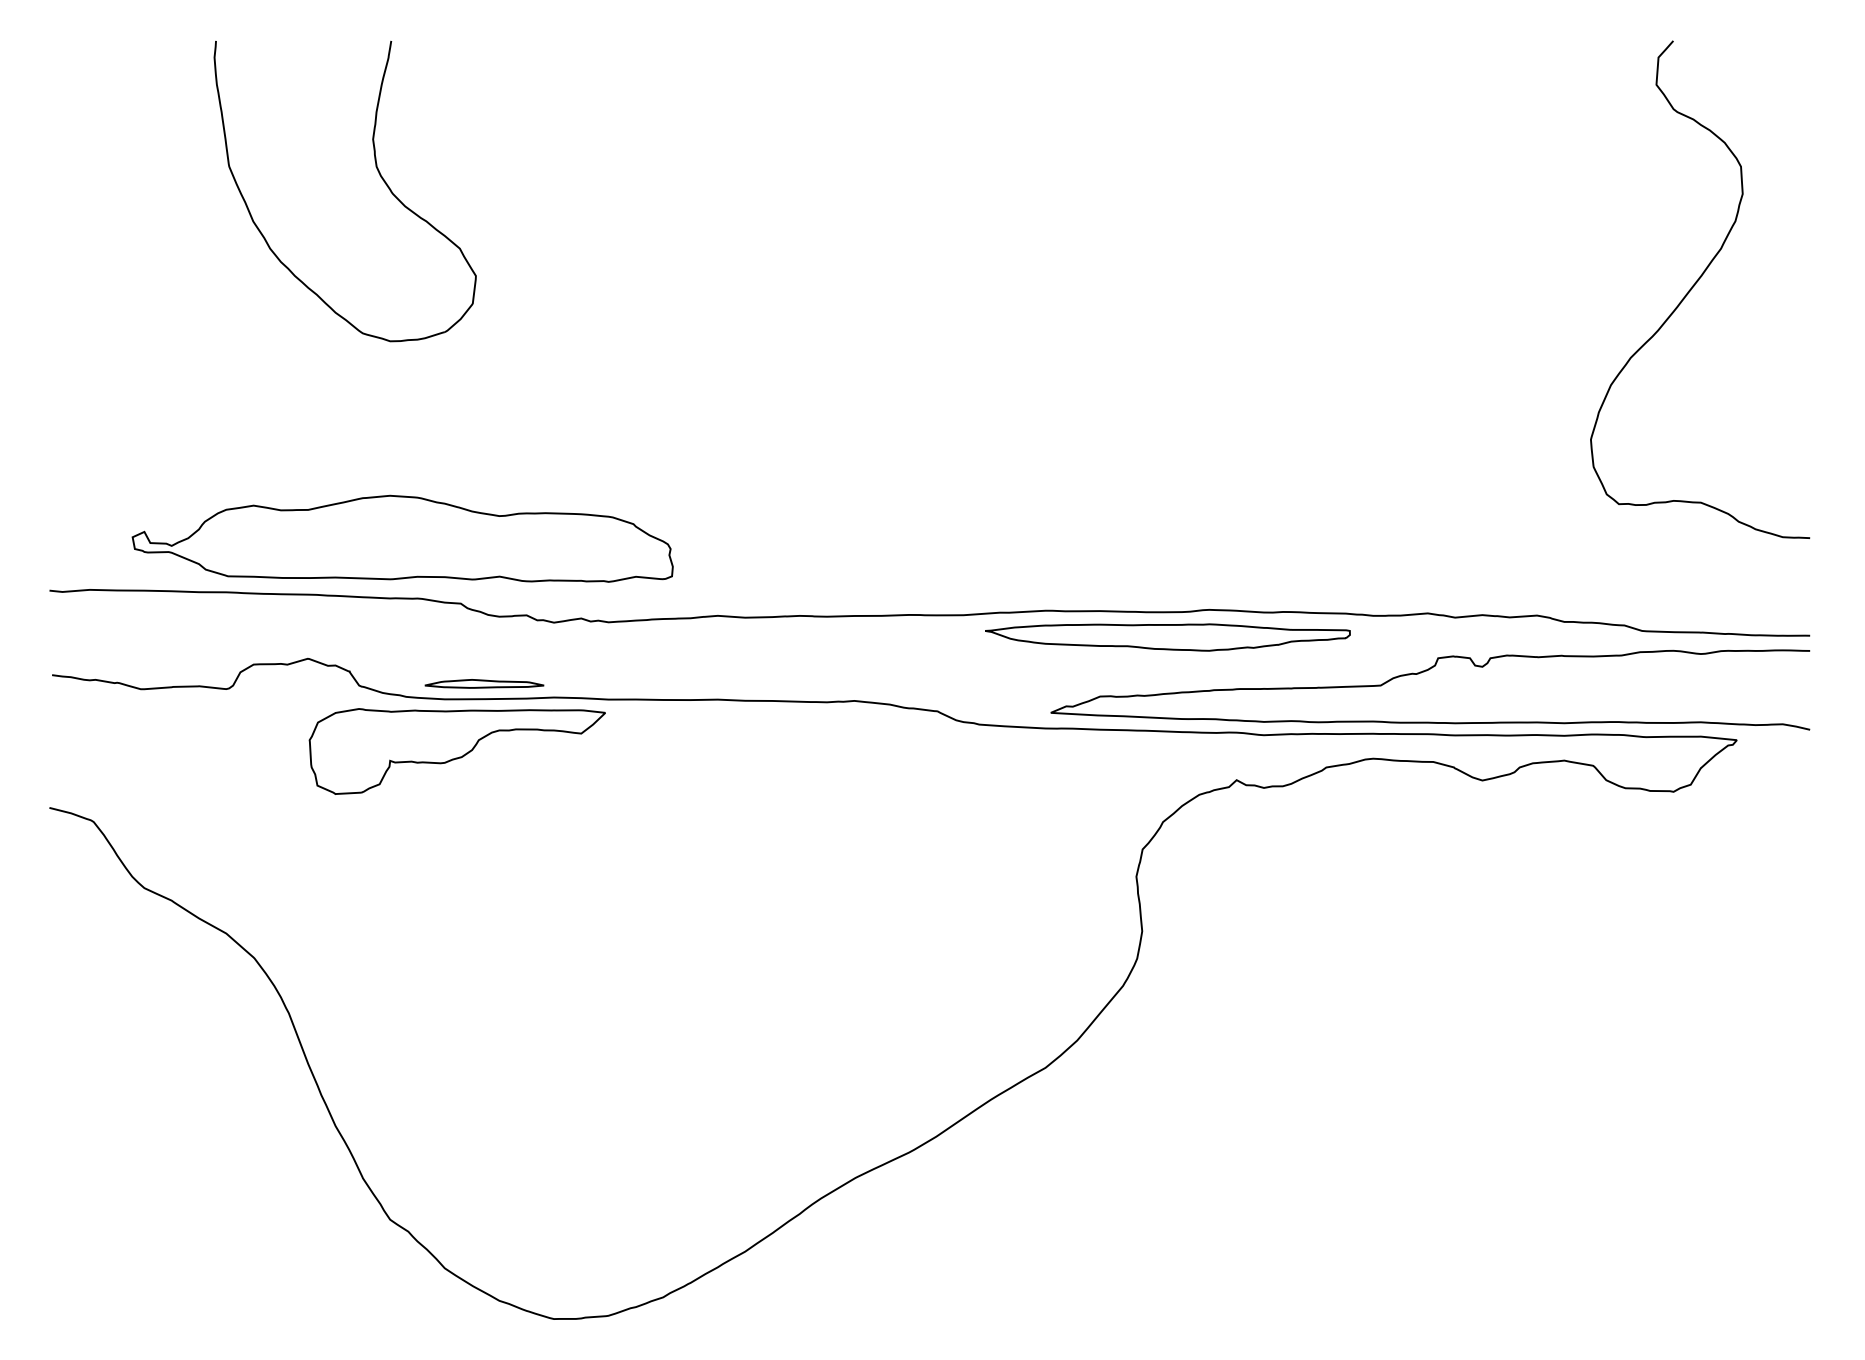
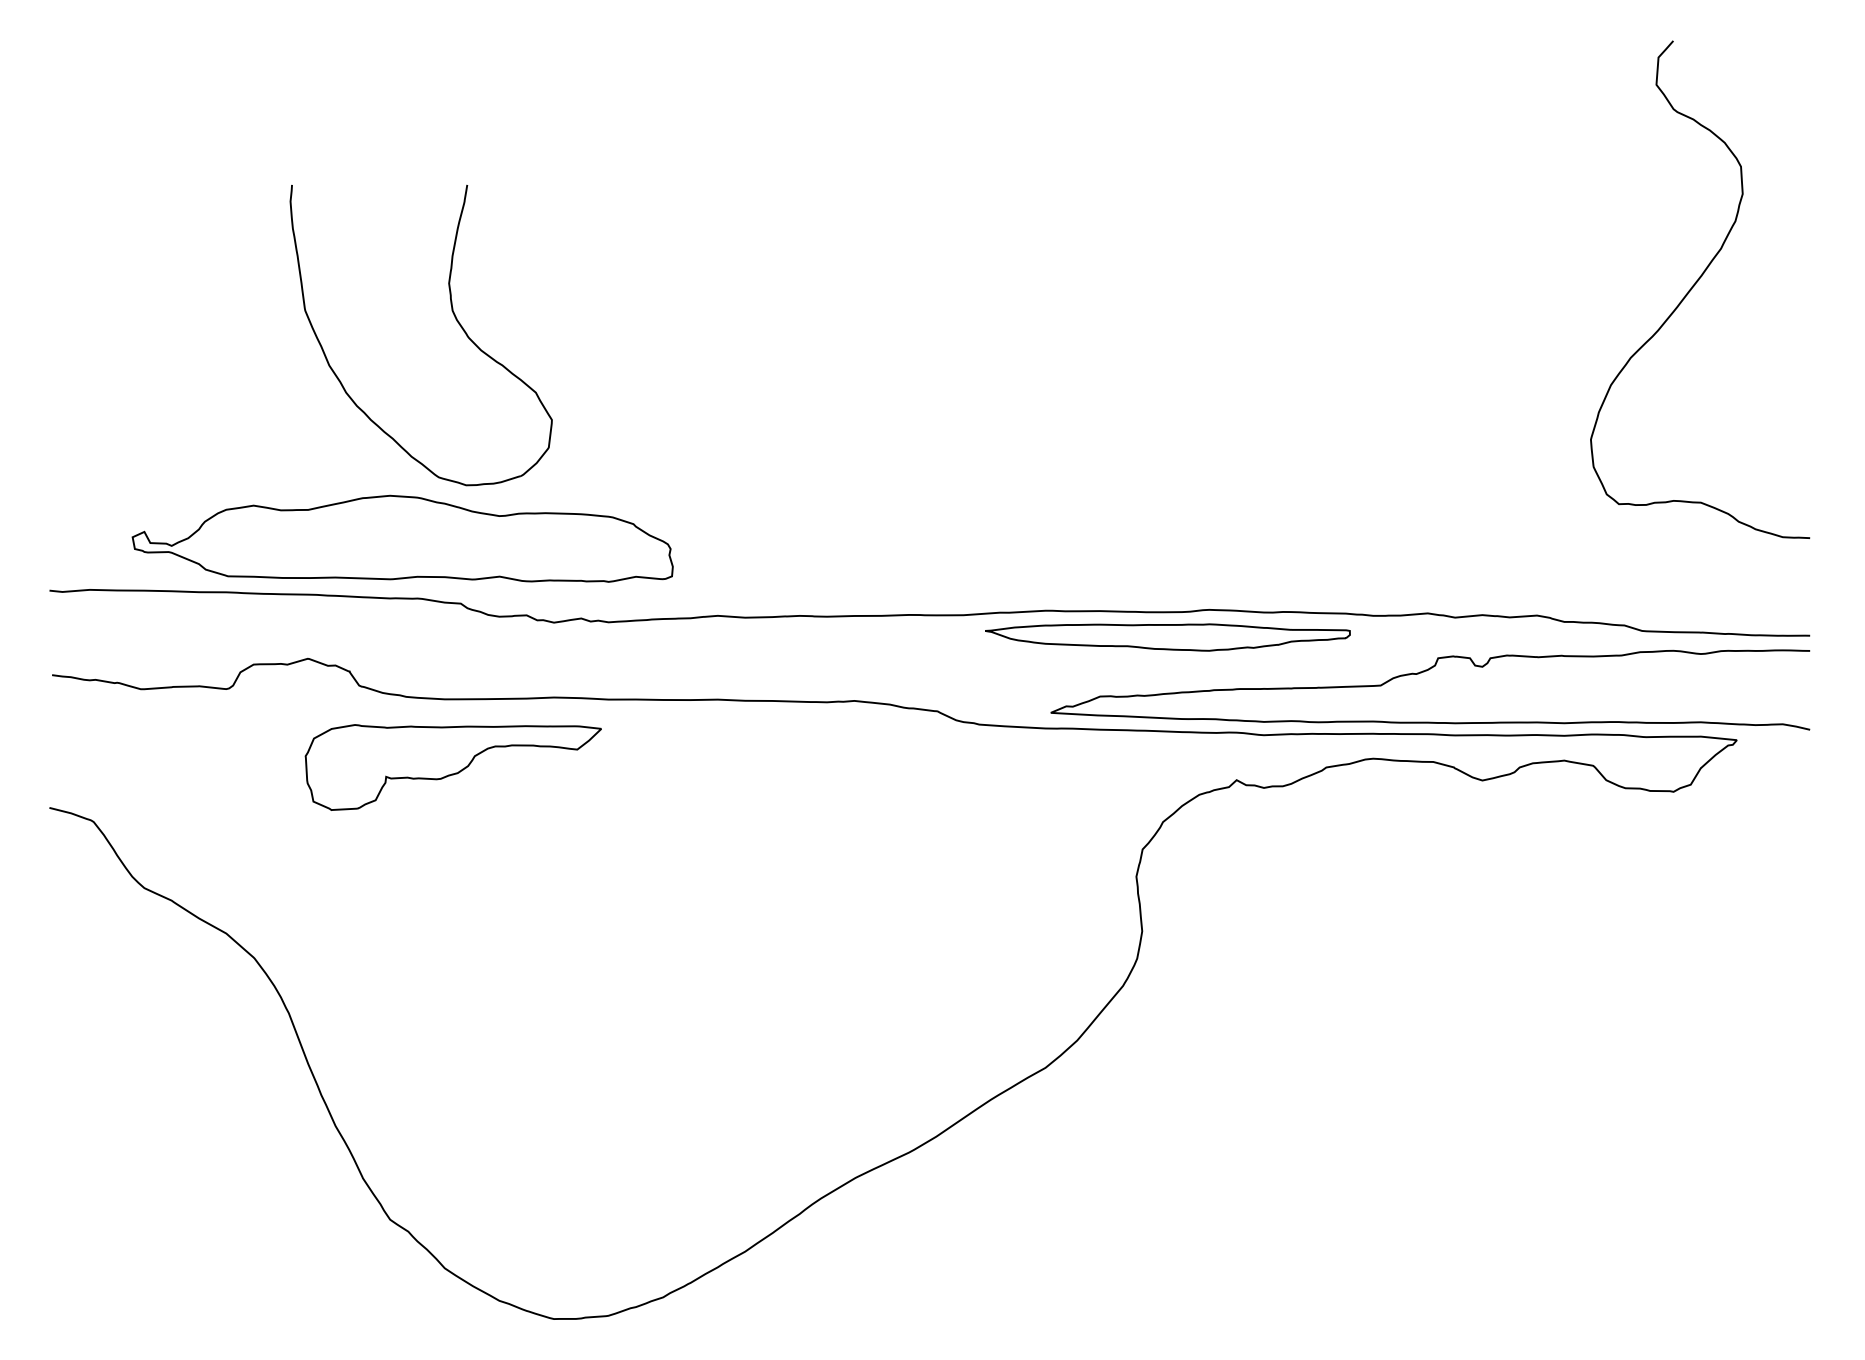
part position: (378, 173) -> (454, 317) (454, 317)
part: present -> none (484, 683)
part position: (456, 751) -> (452, 767) (452, 767)
